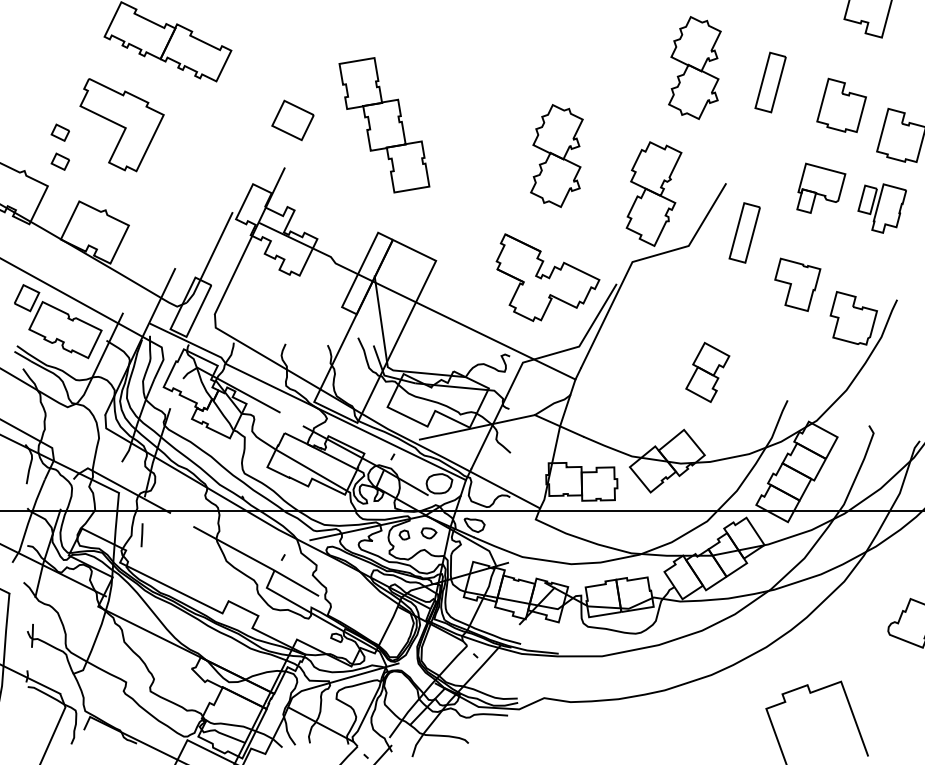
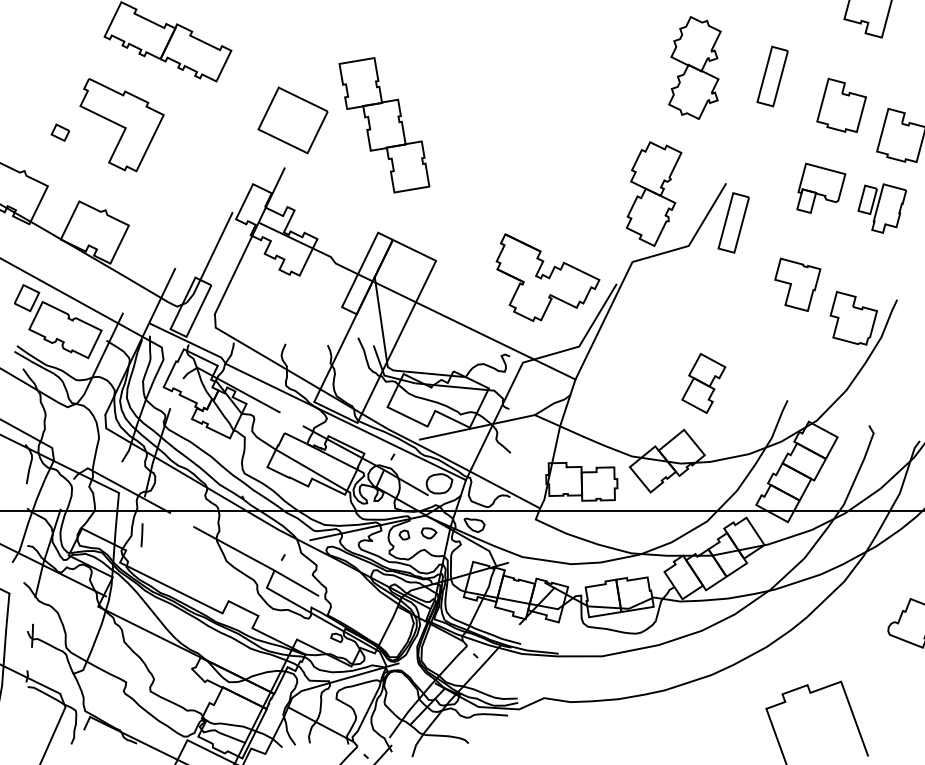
part position: (770, 82) -> (772, 76) (772, 76)
part size: 44x43 px -> 72x69 px (292, 120)
part: present -> none (556, 155)
part: present -> none (59, 161)
part position: (744, 232) -> (733, 222) (733, 222)
part position: (707, 371) -> (703, 382) (703, 382)
